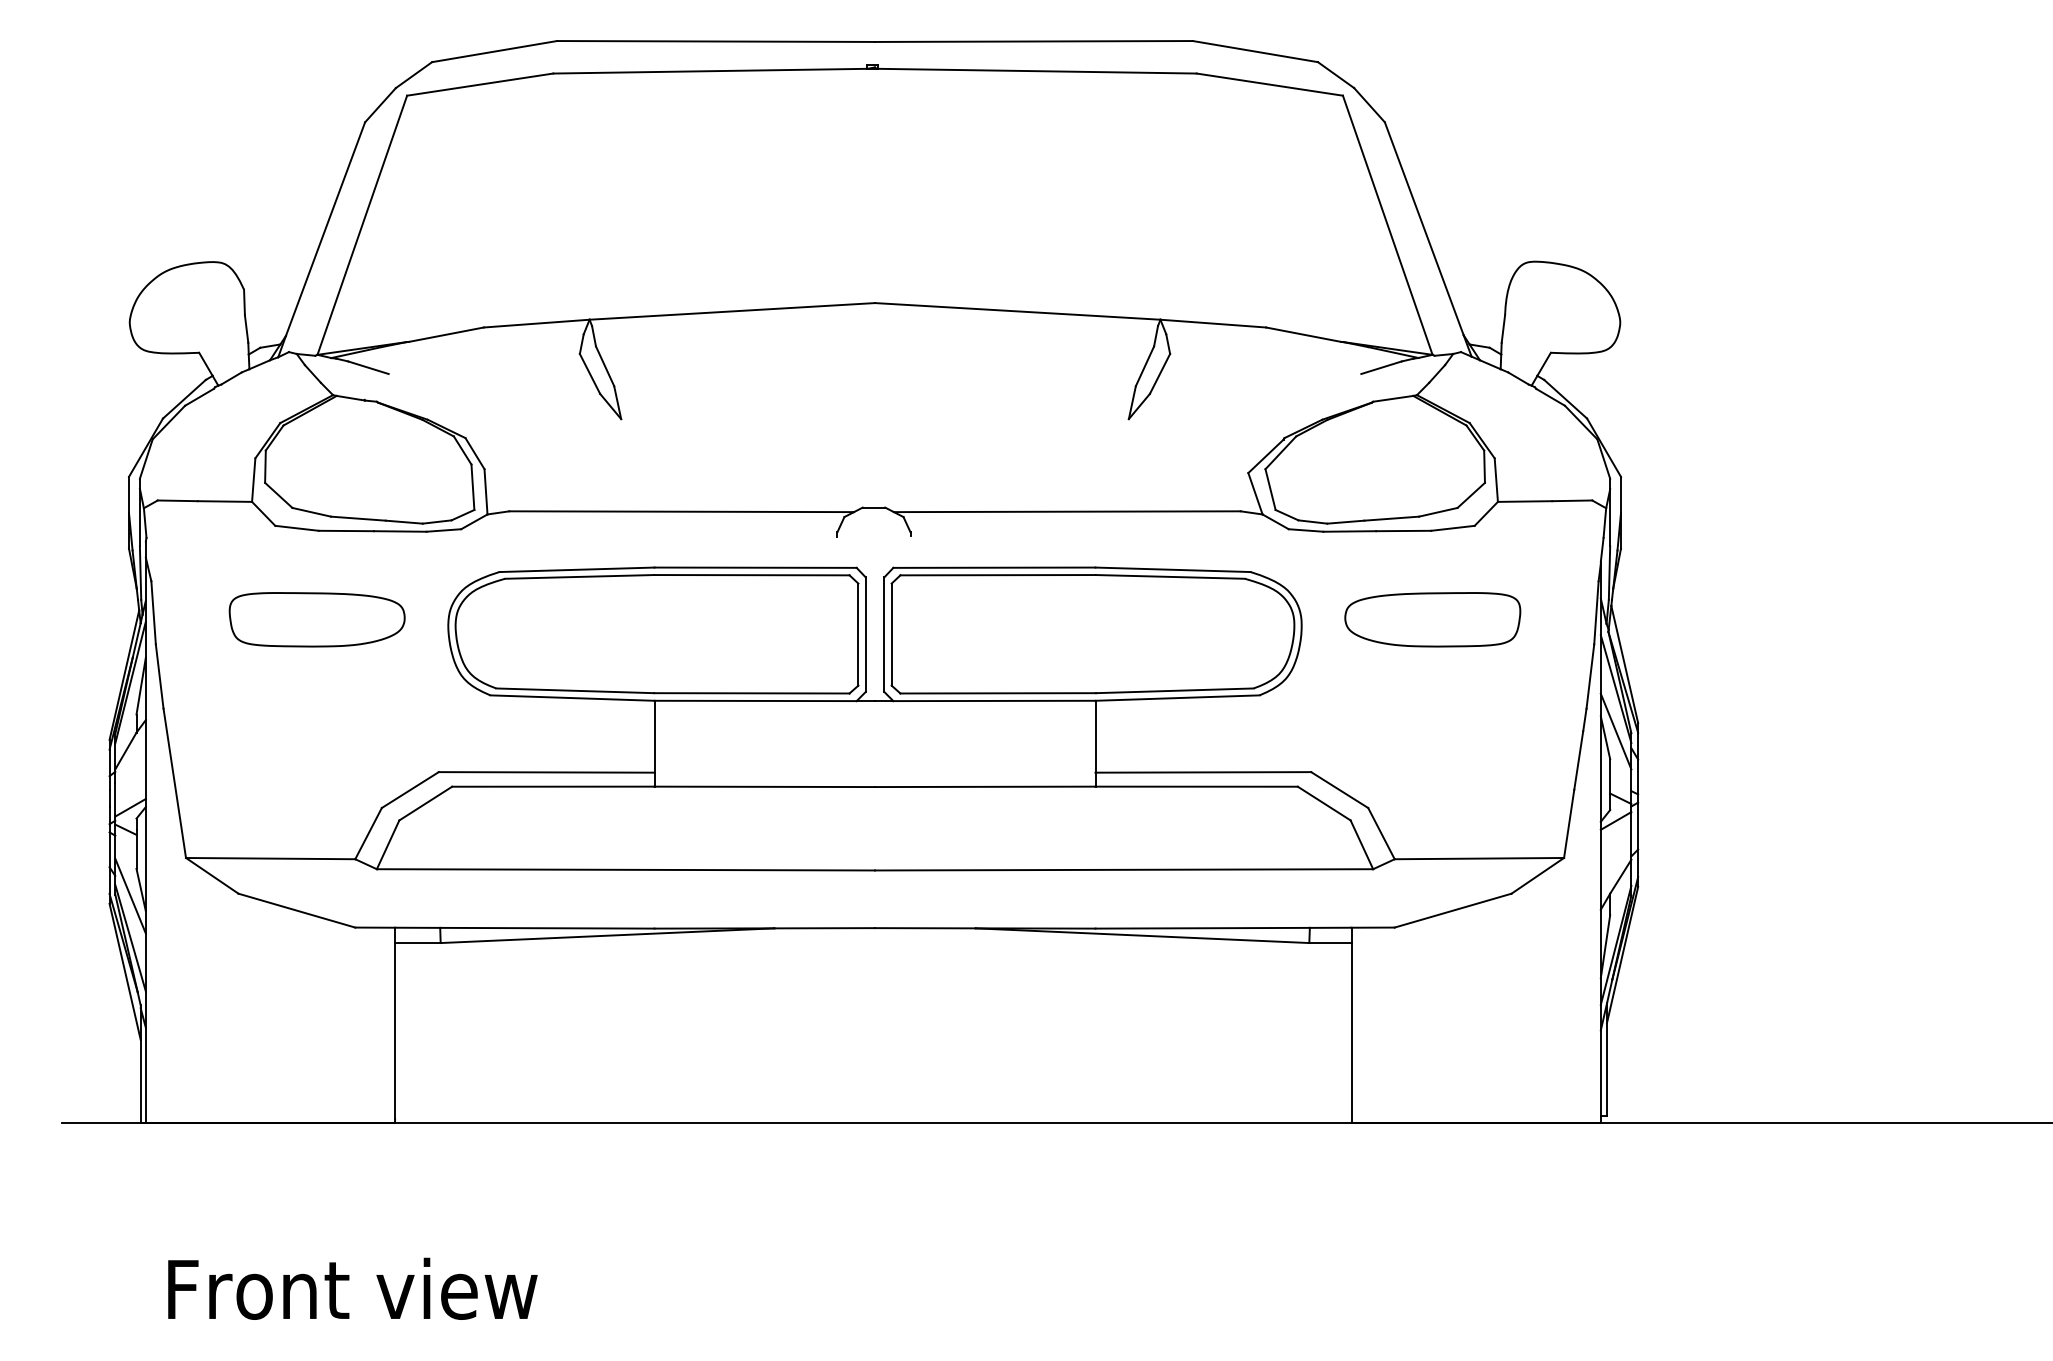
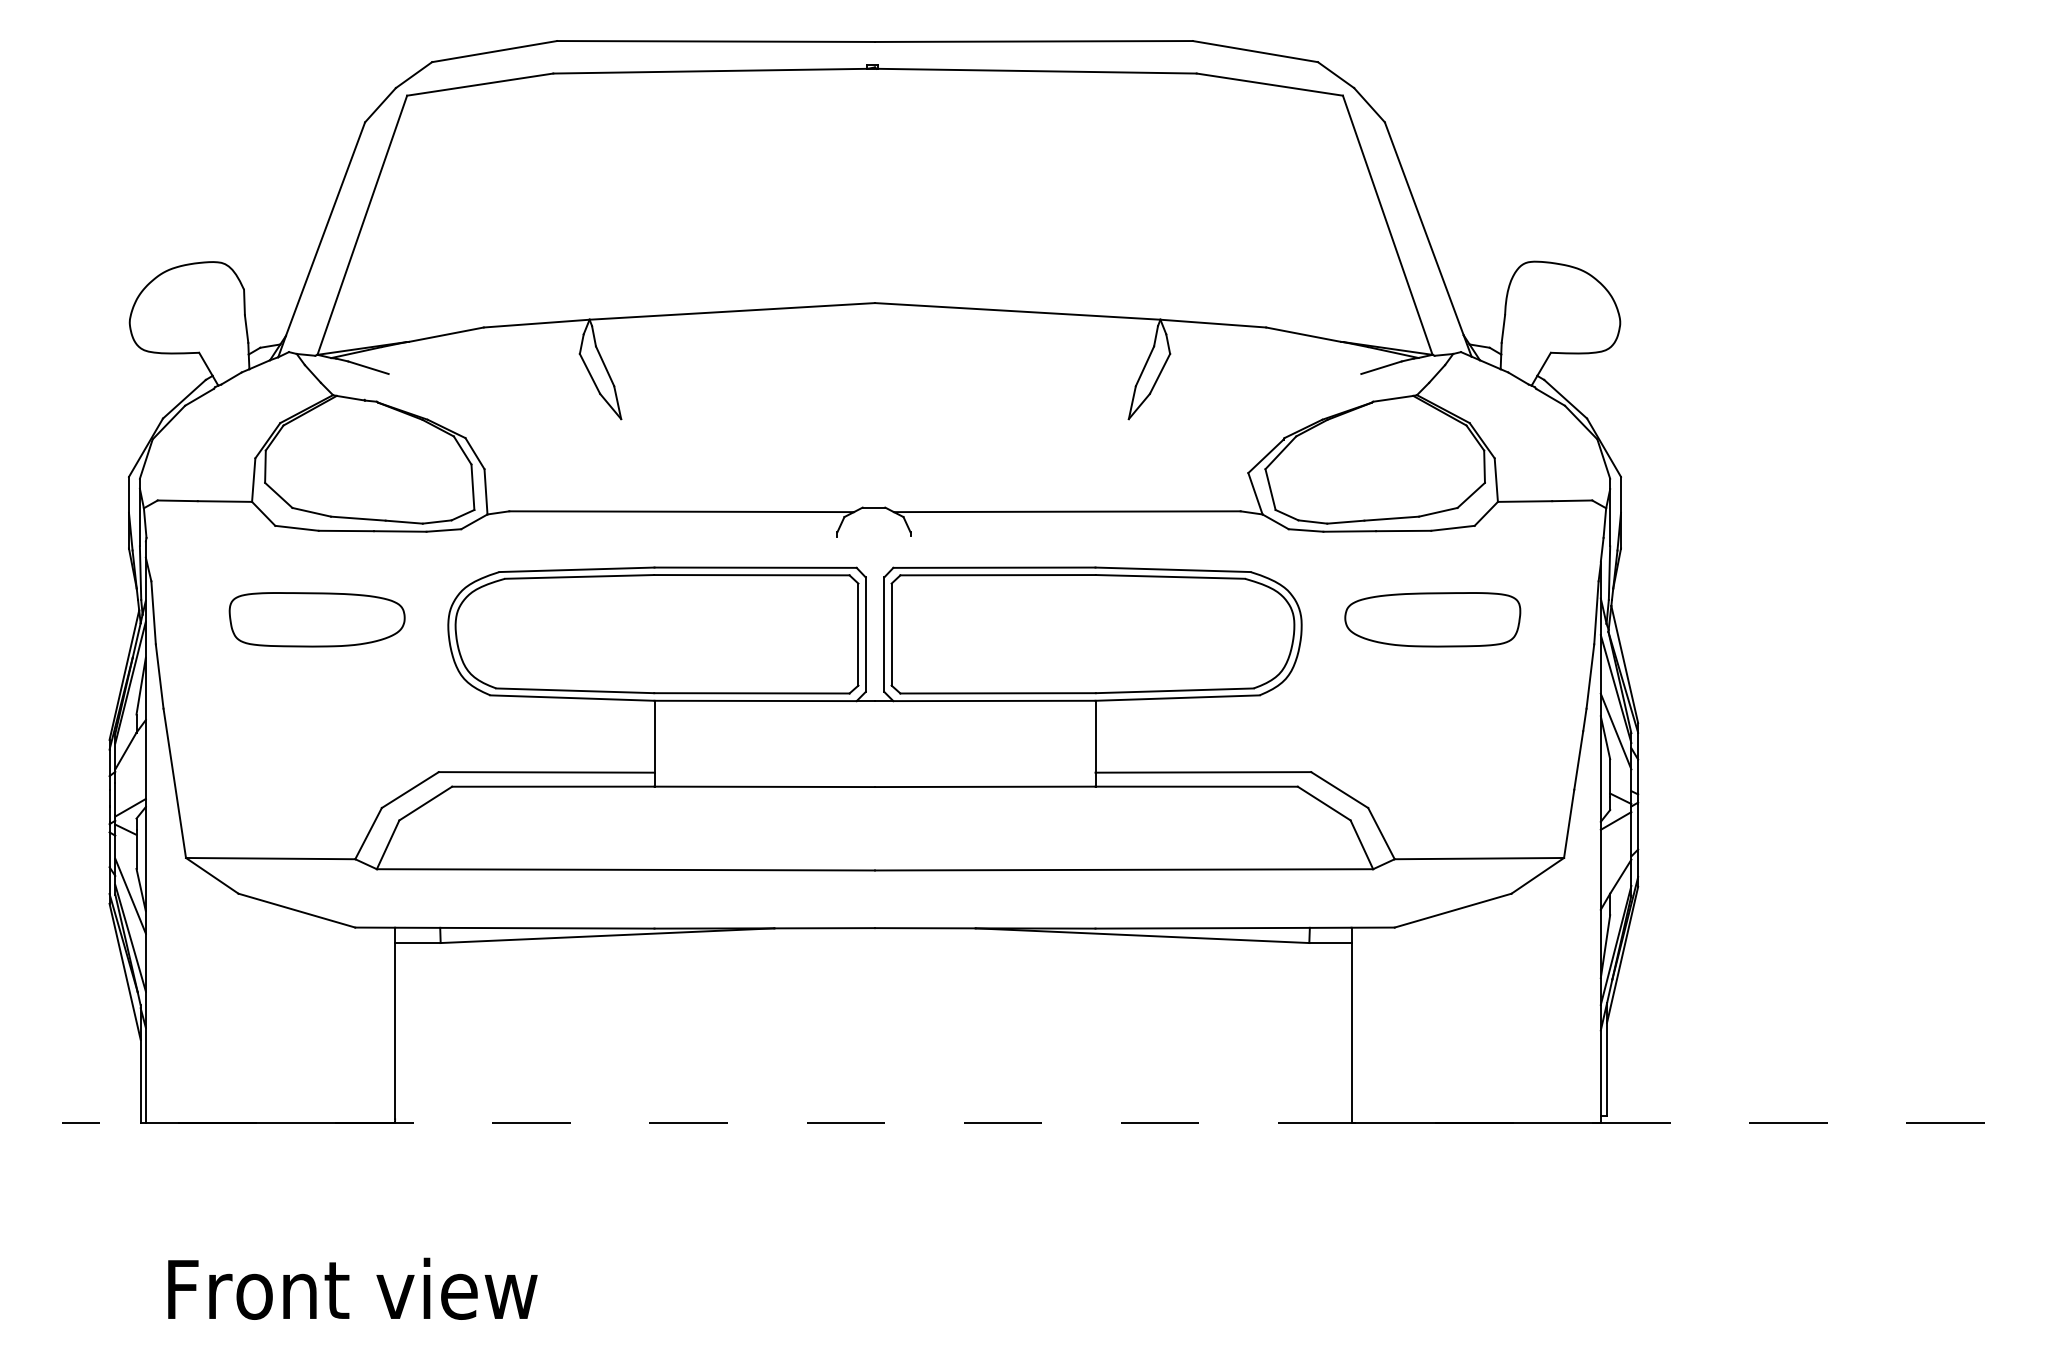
line: solid -> dashed (1057, 1123)
